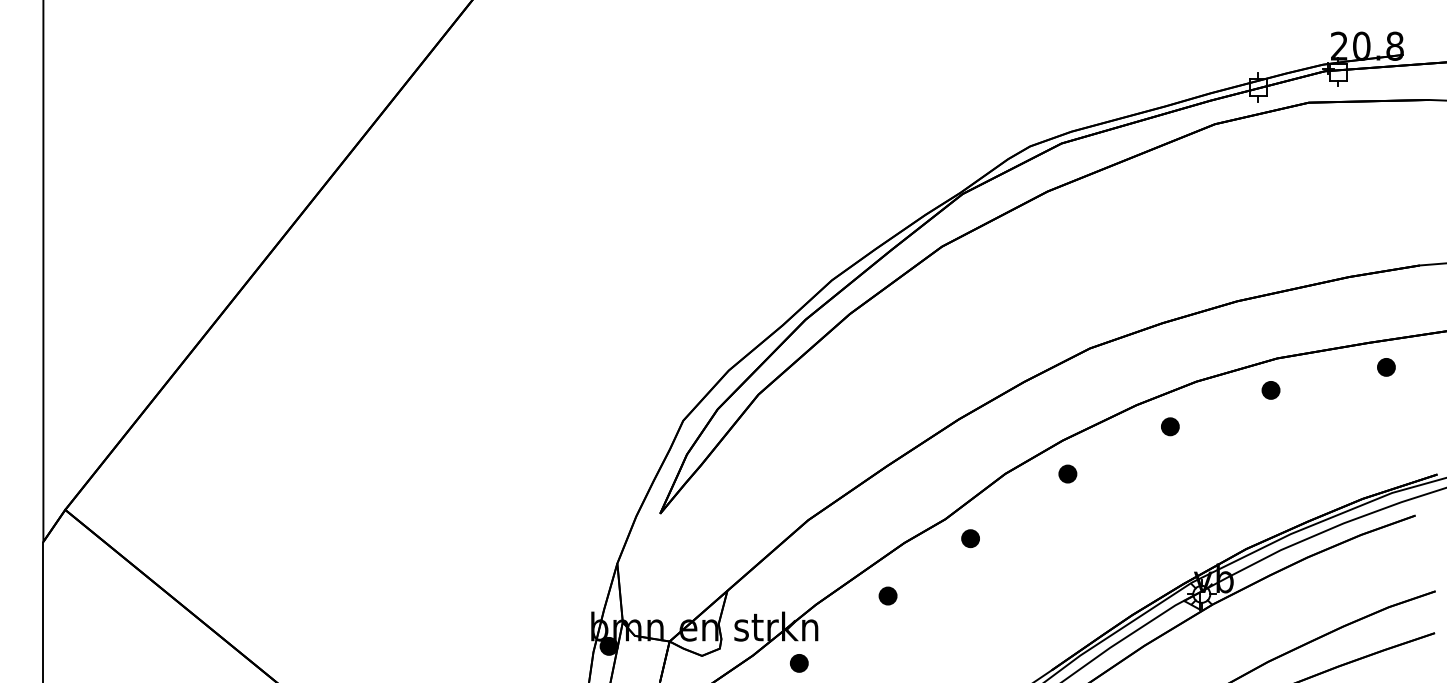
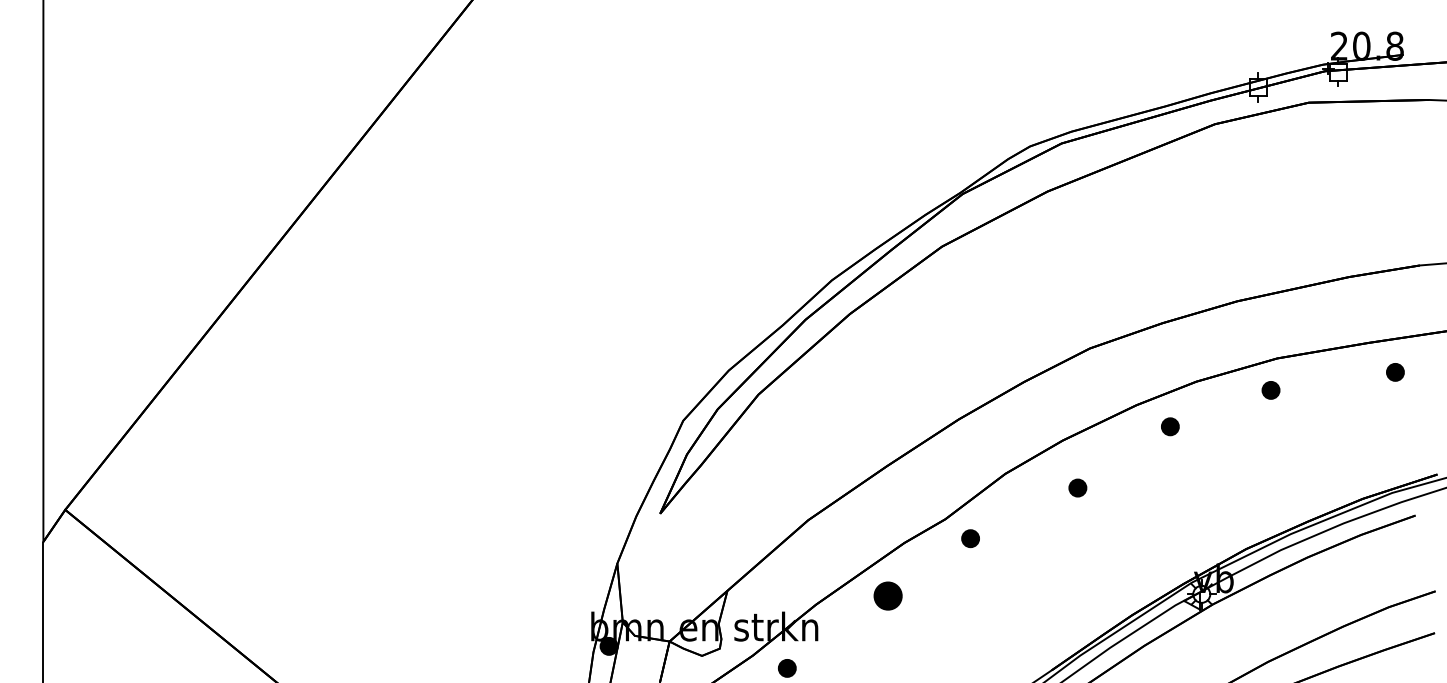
part position: (1386, 367) -> (1395, 372) (1395, 372)
part position: (1067, 473) -> (1077, 487) (1077, 487)
part size: 20x20 px -> 30x30 px (887, 595)
part position: (799, 663) -> (787, 668) (787, 668)
